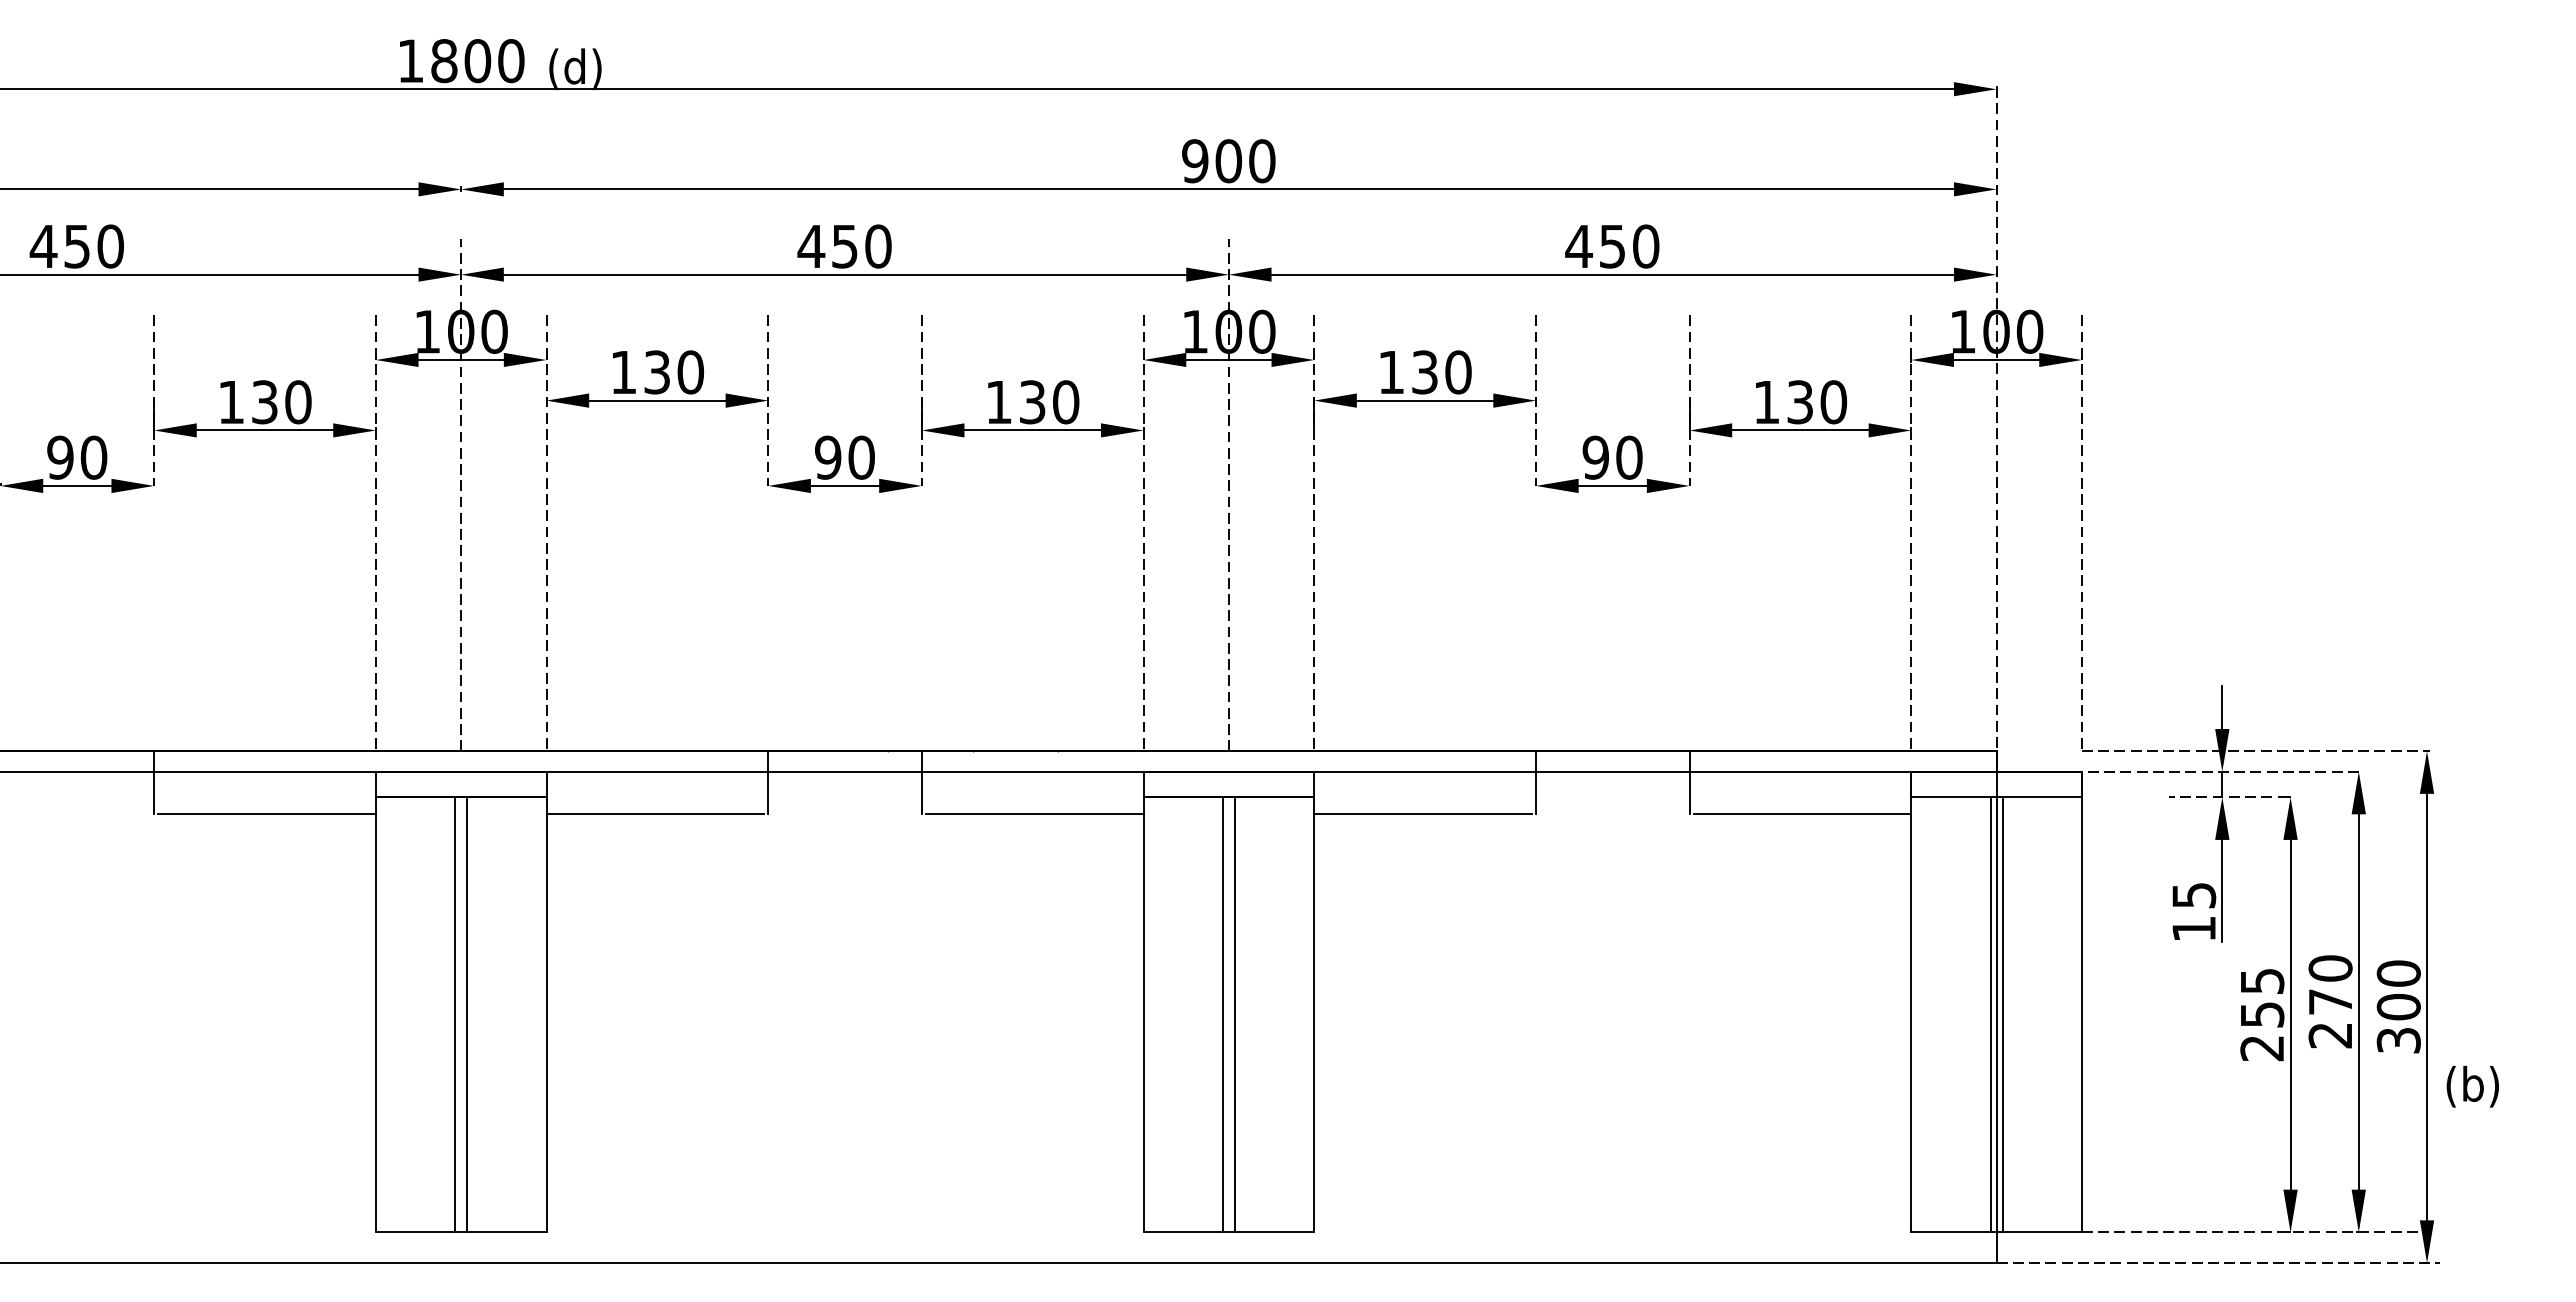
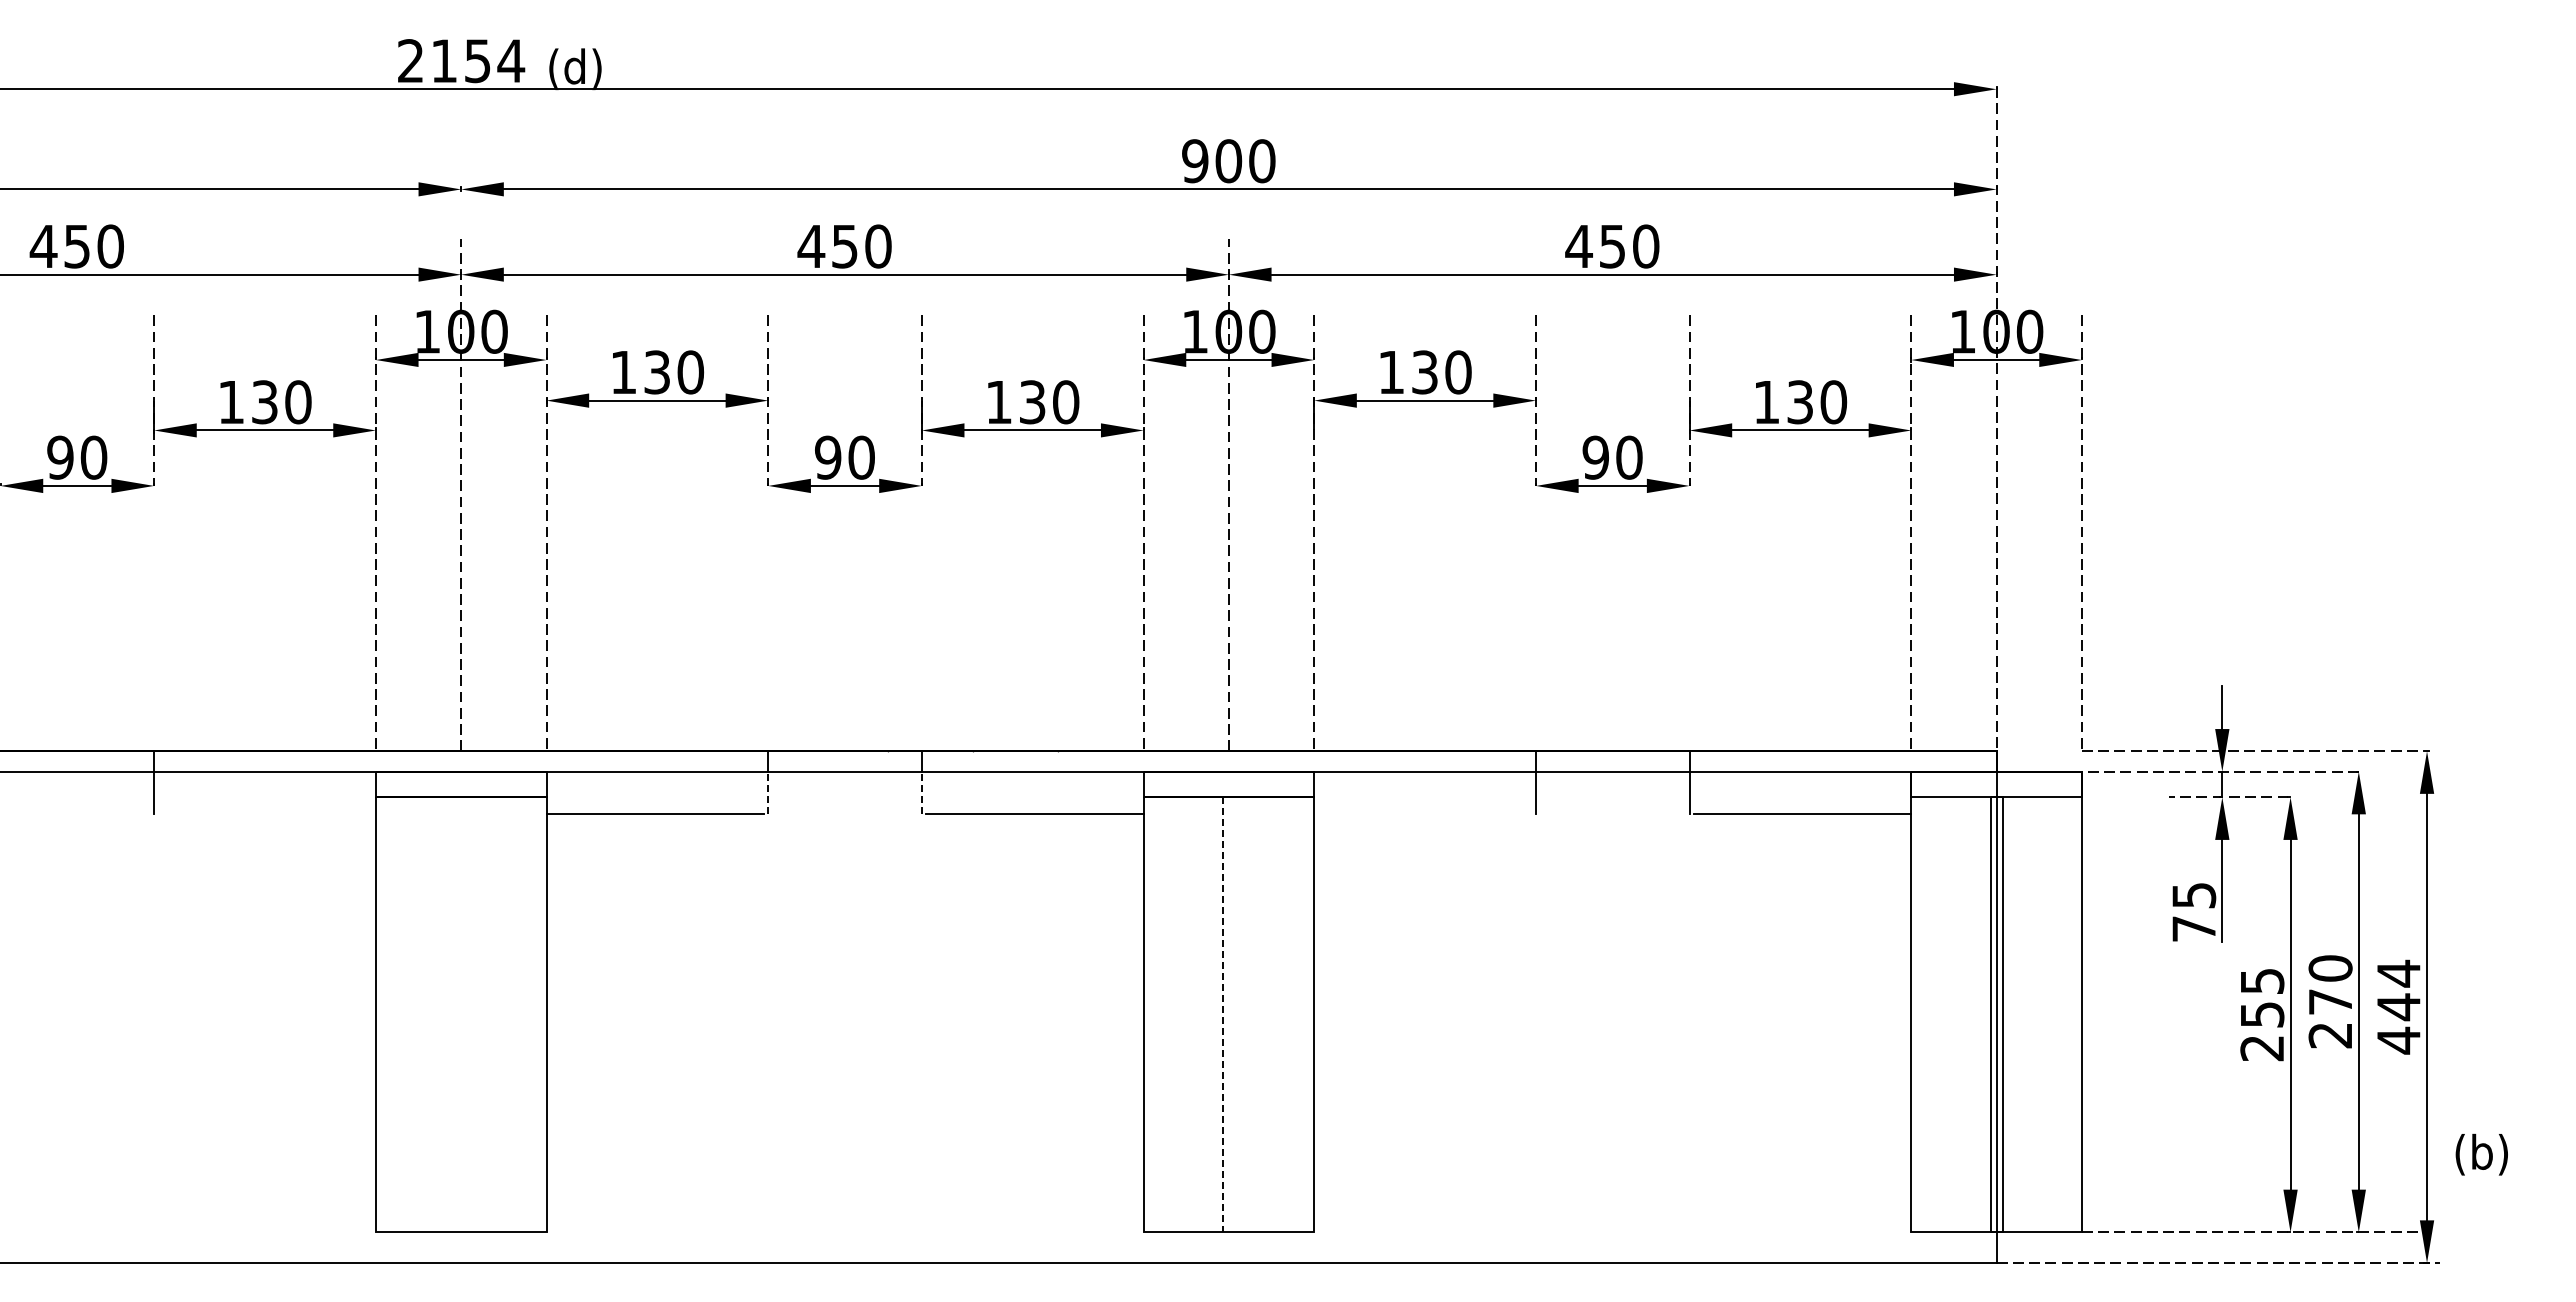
text: 1800 -> 2154 (461, 61)
line: solid -> dashed (768, 792)
line: solid -> dashed (921, 792)
line: present -> none (266, 814)
line: present -> none (1422, 814)
text: 15 -> 75 (2193, 928)
text: 300 -> 444 (2398, 1006)
line: present -> none (455, 1014)
line: present -> none (467, 1014)
line: solid -> dashed (1223, 1014)
line: present -> none (1234, 1014)
text position: (2472, 1086) -> (2481, 1154) (2481, 1154)
